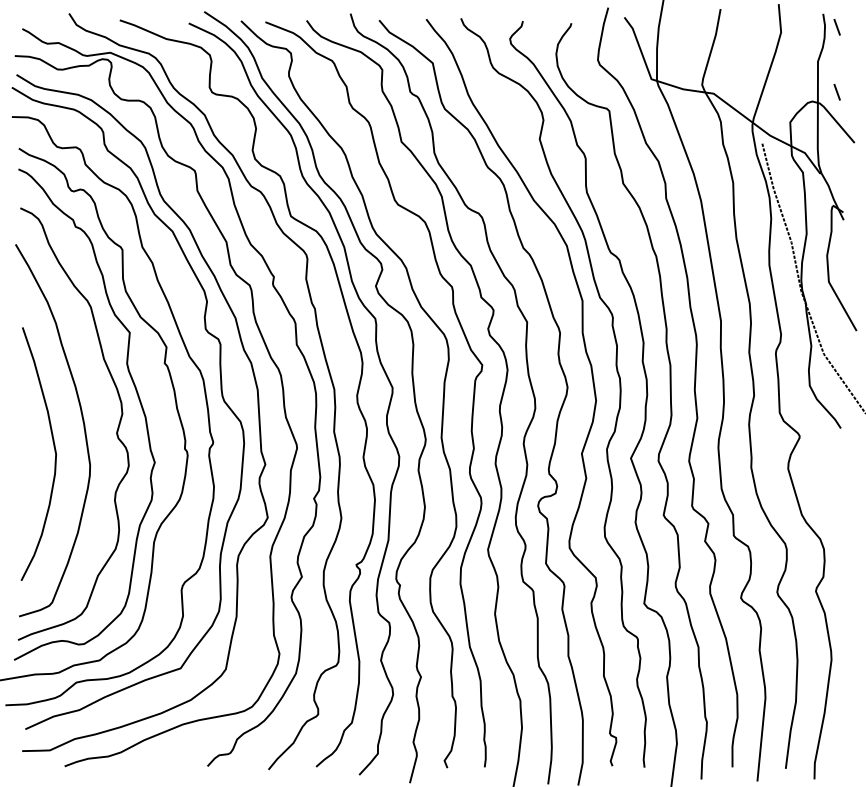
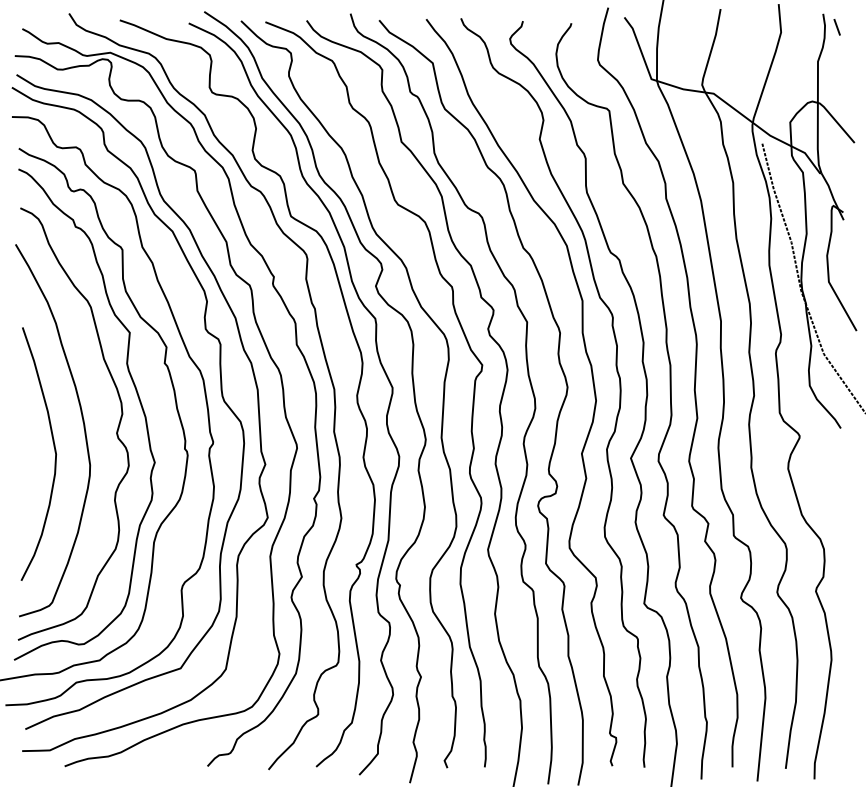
line: present -> none (836, 92)
